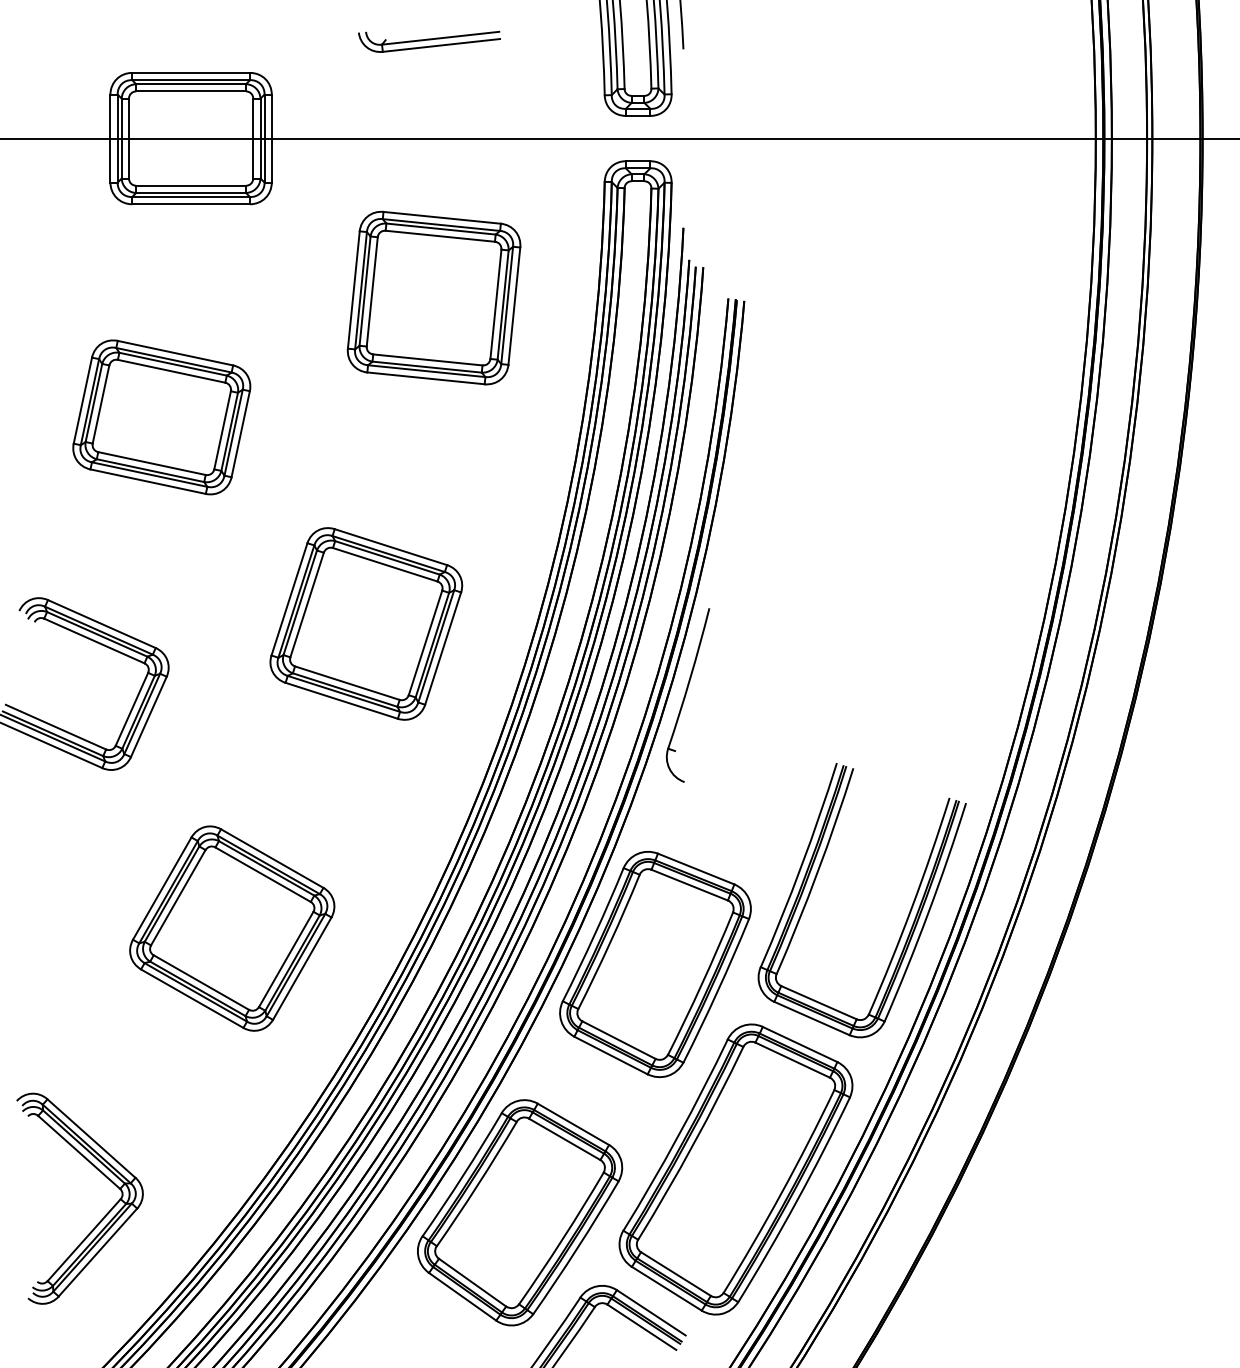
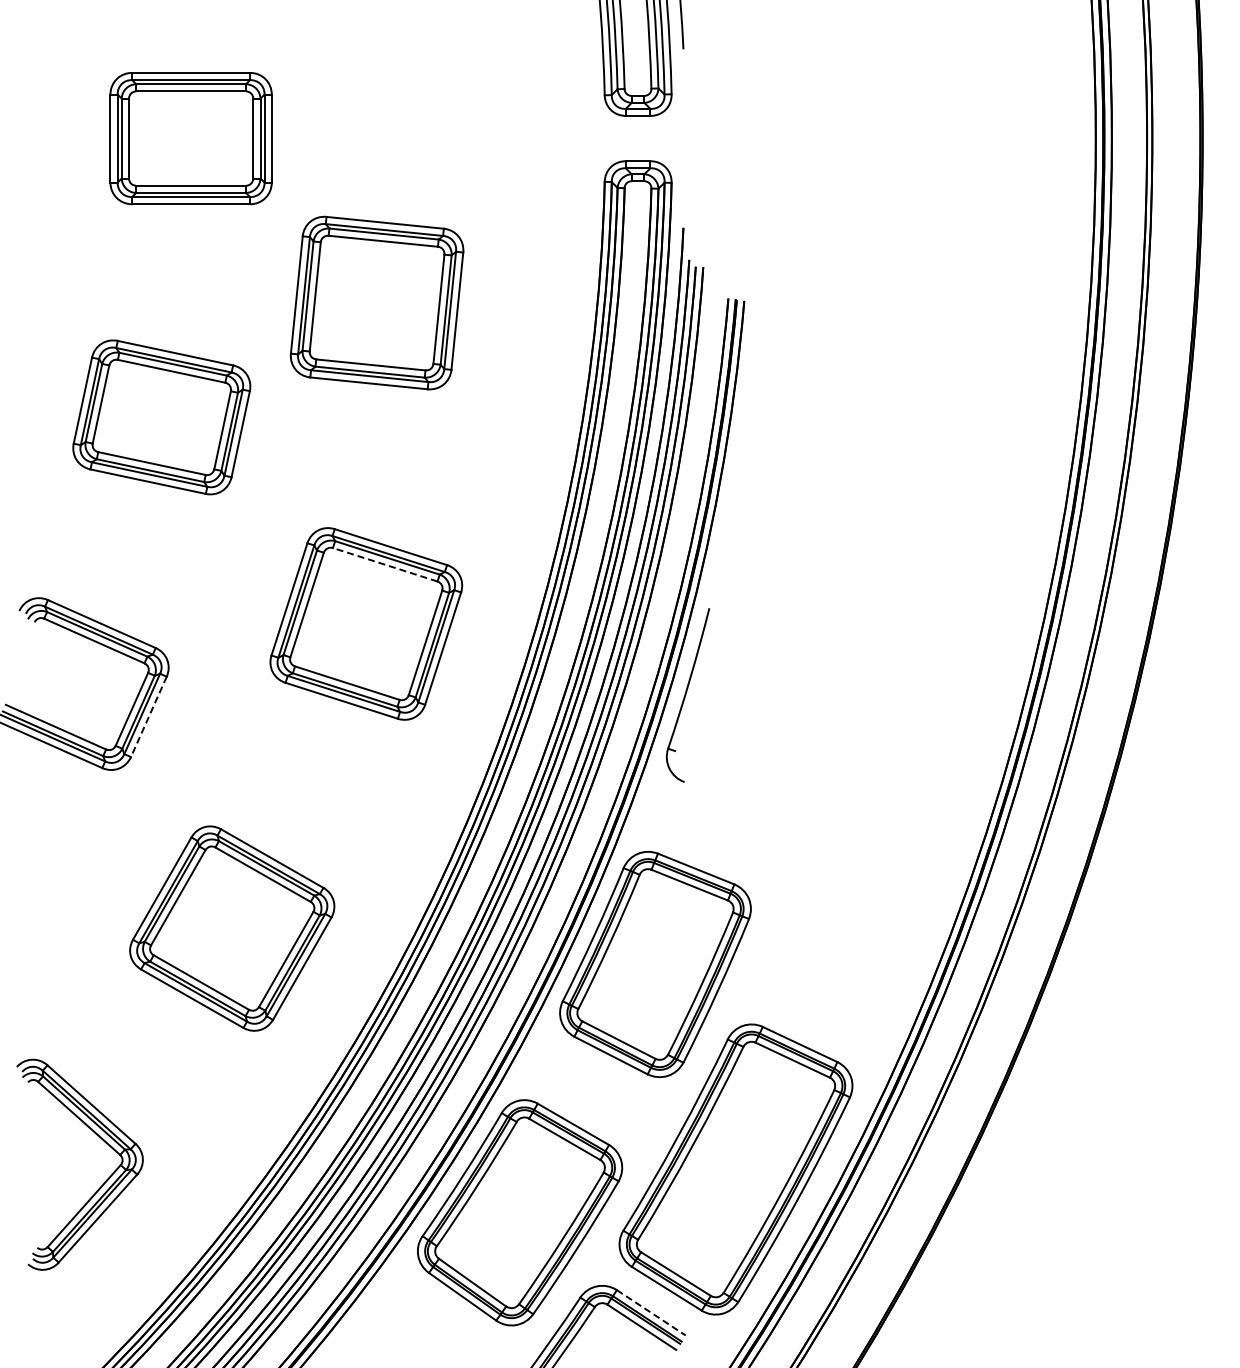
part: present -> none (429, 41)
line: present -> none (619, 138)
part position: (433, 297) -> (376, 302) (376, 302)
line: solid -> dashed (385, 564)
line: solid -> dashed (148, 716)
part: present -> none (906, 918)
part position: (104, 1215) -> (104, 1181) (104, 1181)
line: solid -> dashed (651, 1313)
